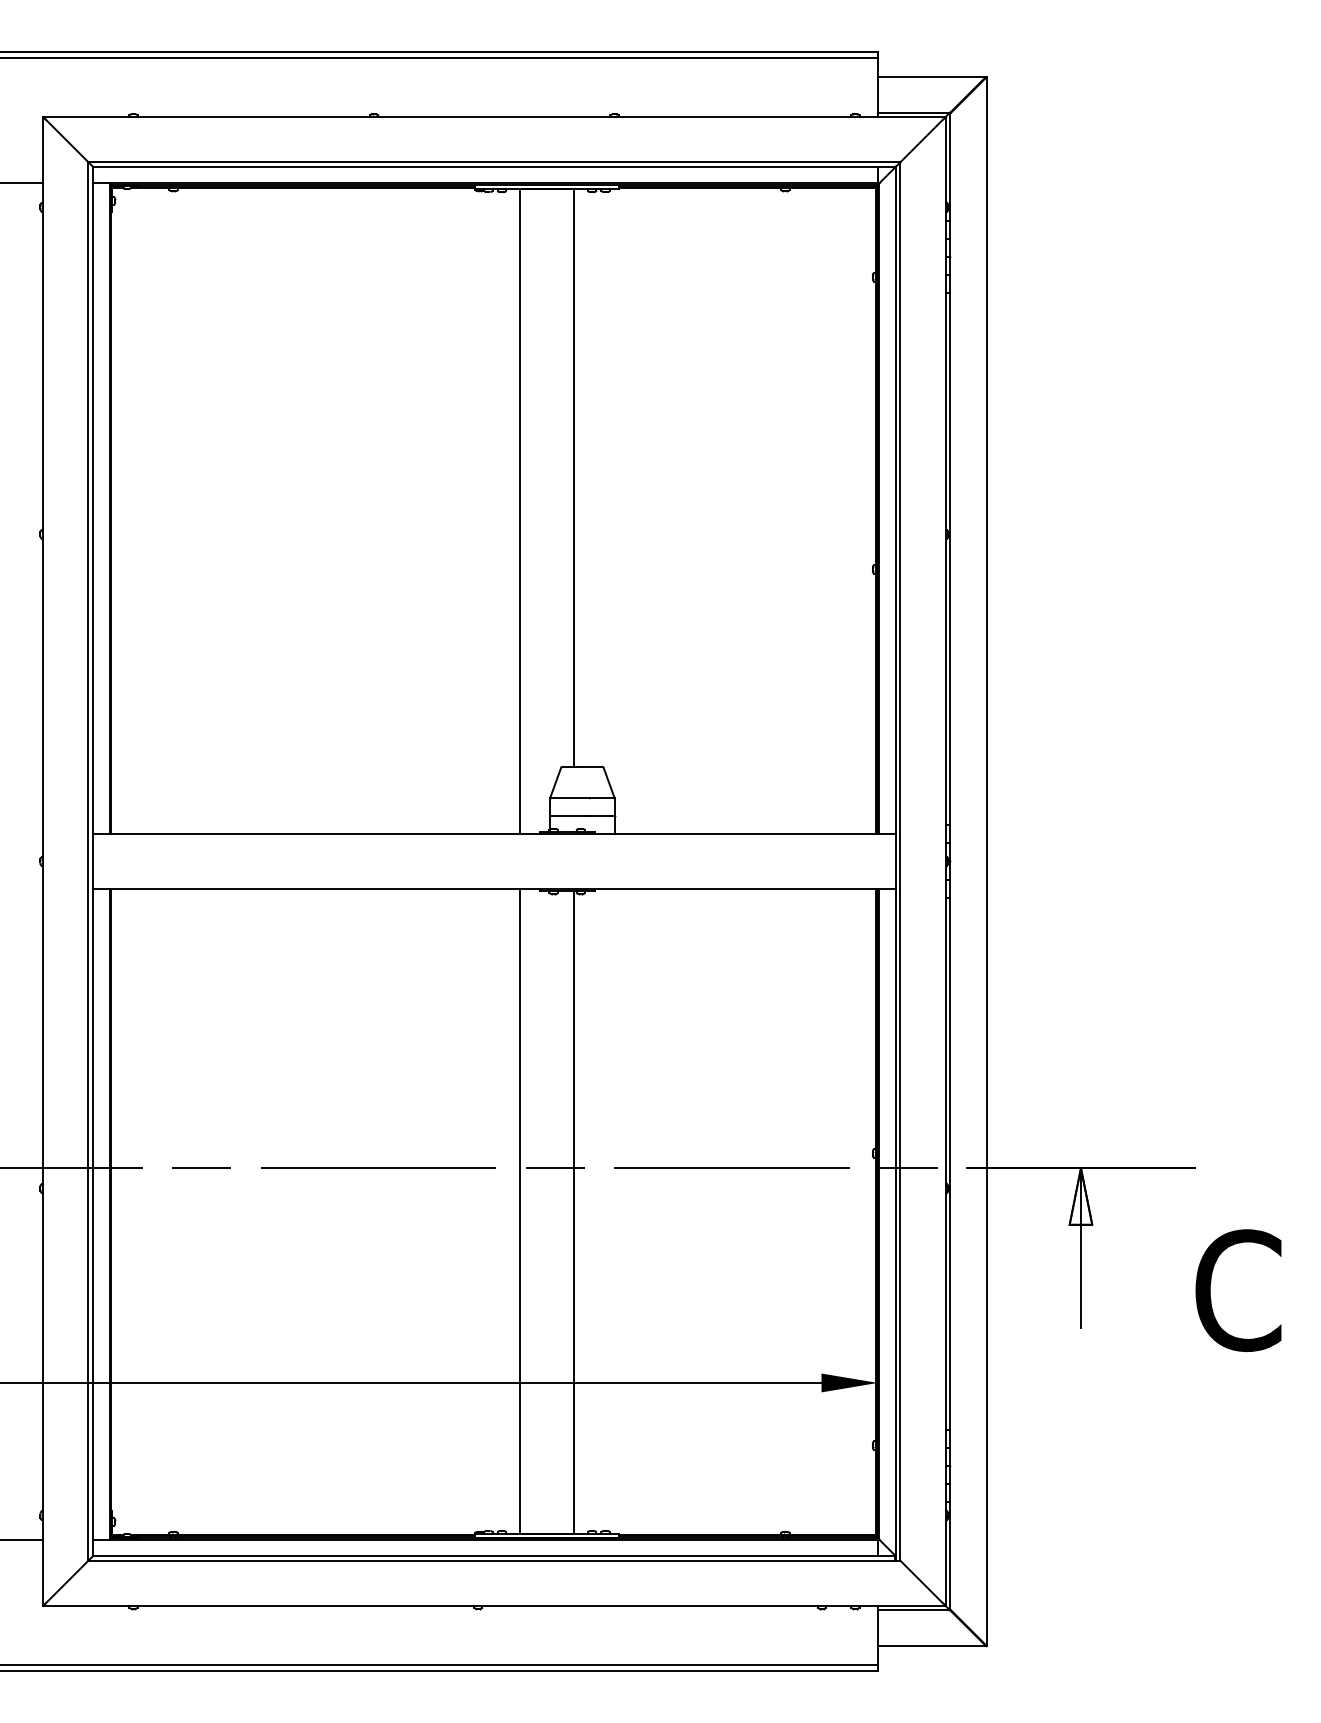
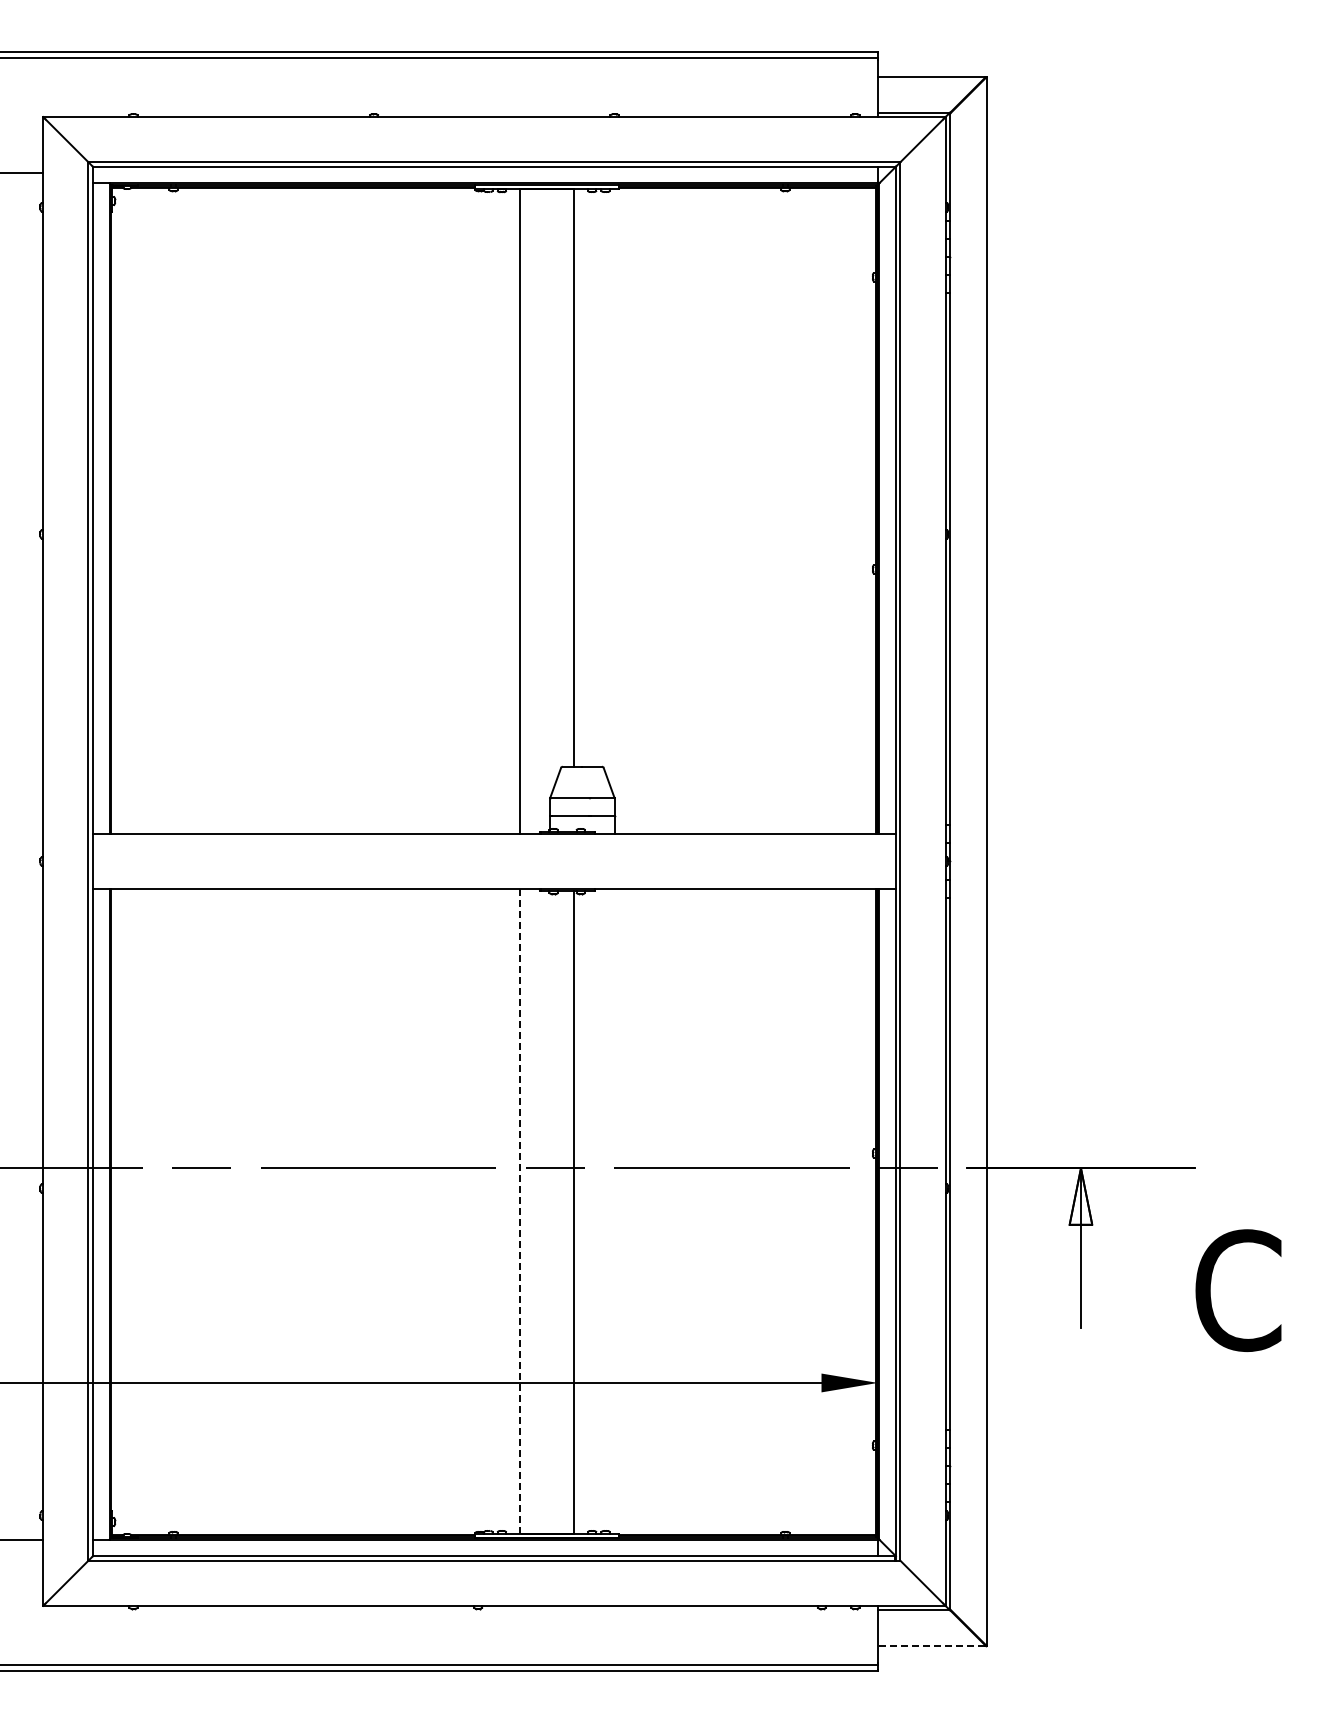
line position: (22, 183) -> (22, 173) (22, 173)
line: solid -> dashed (519, 1211)
line: solid -> dashed (931, 1645)
